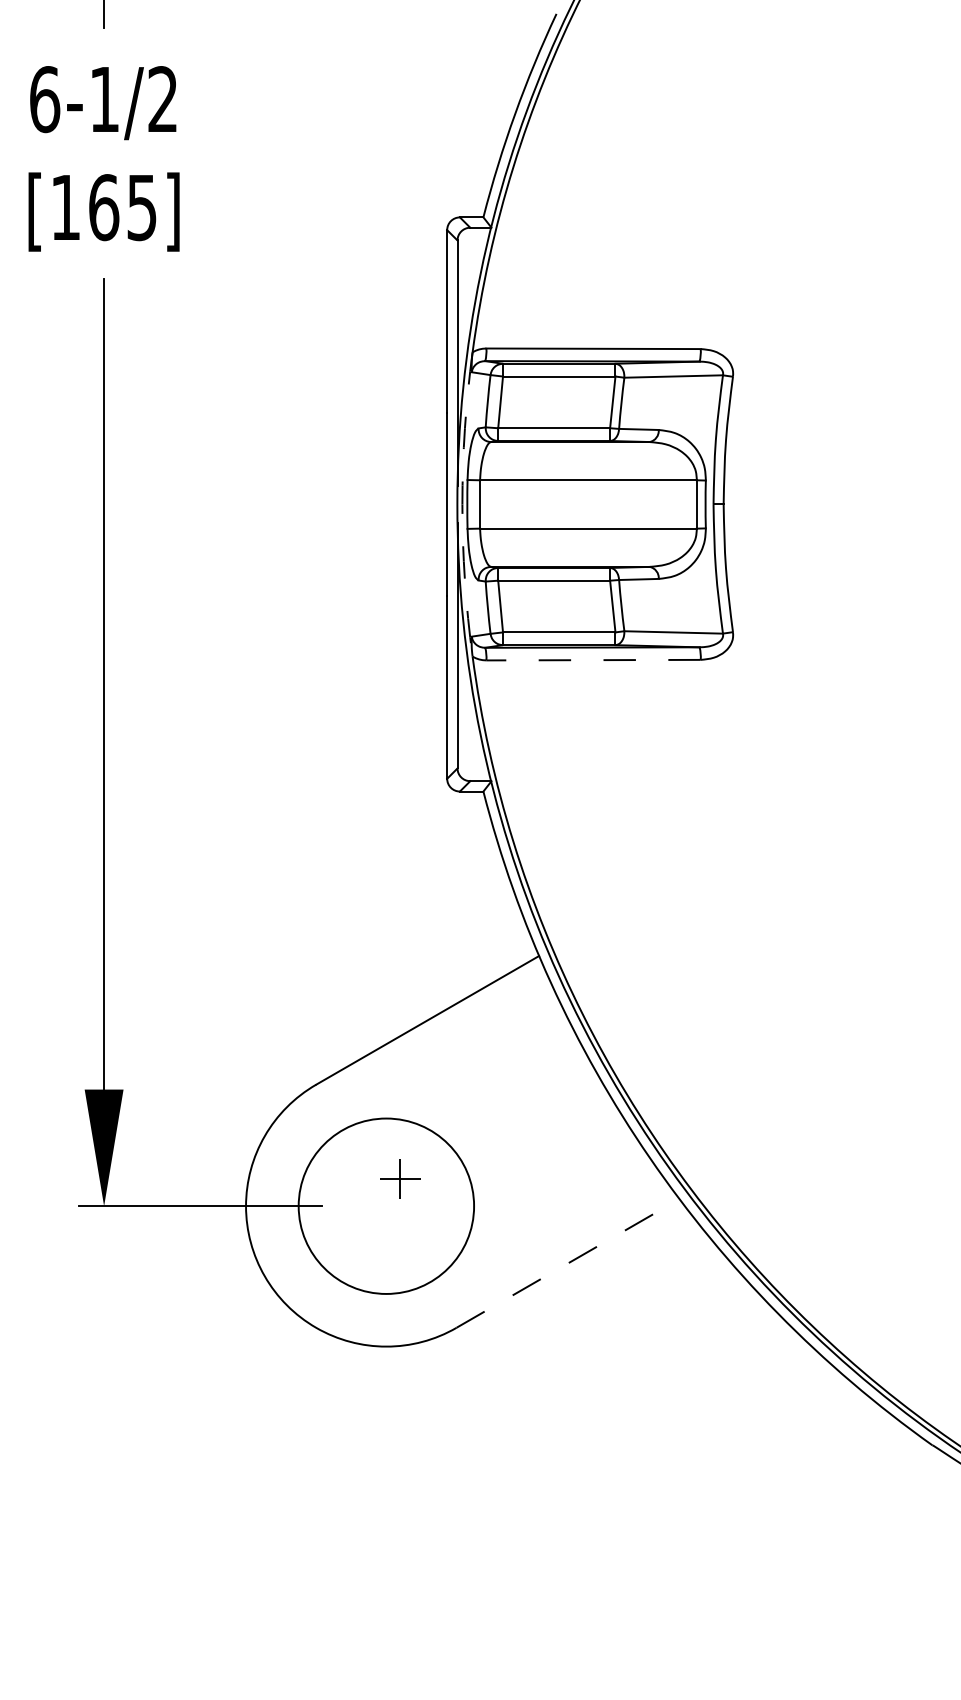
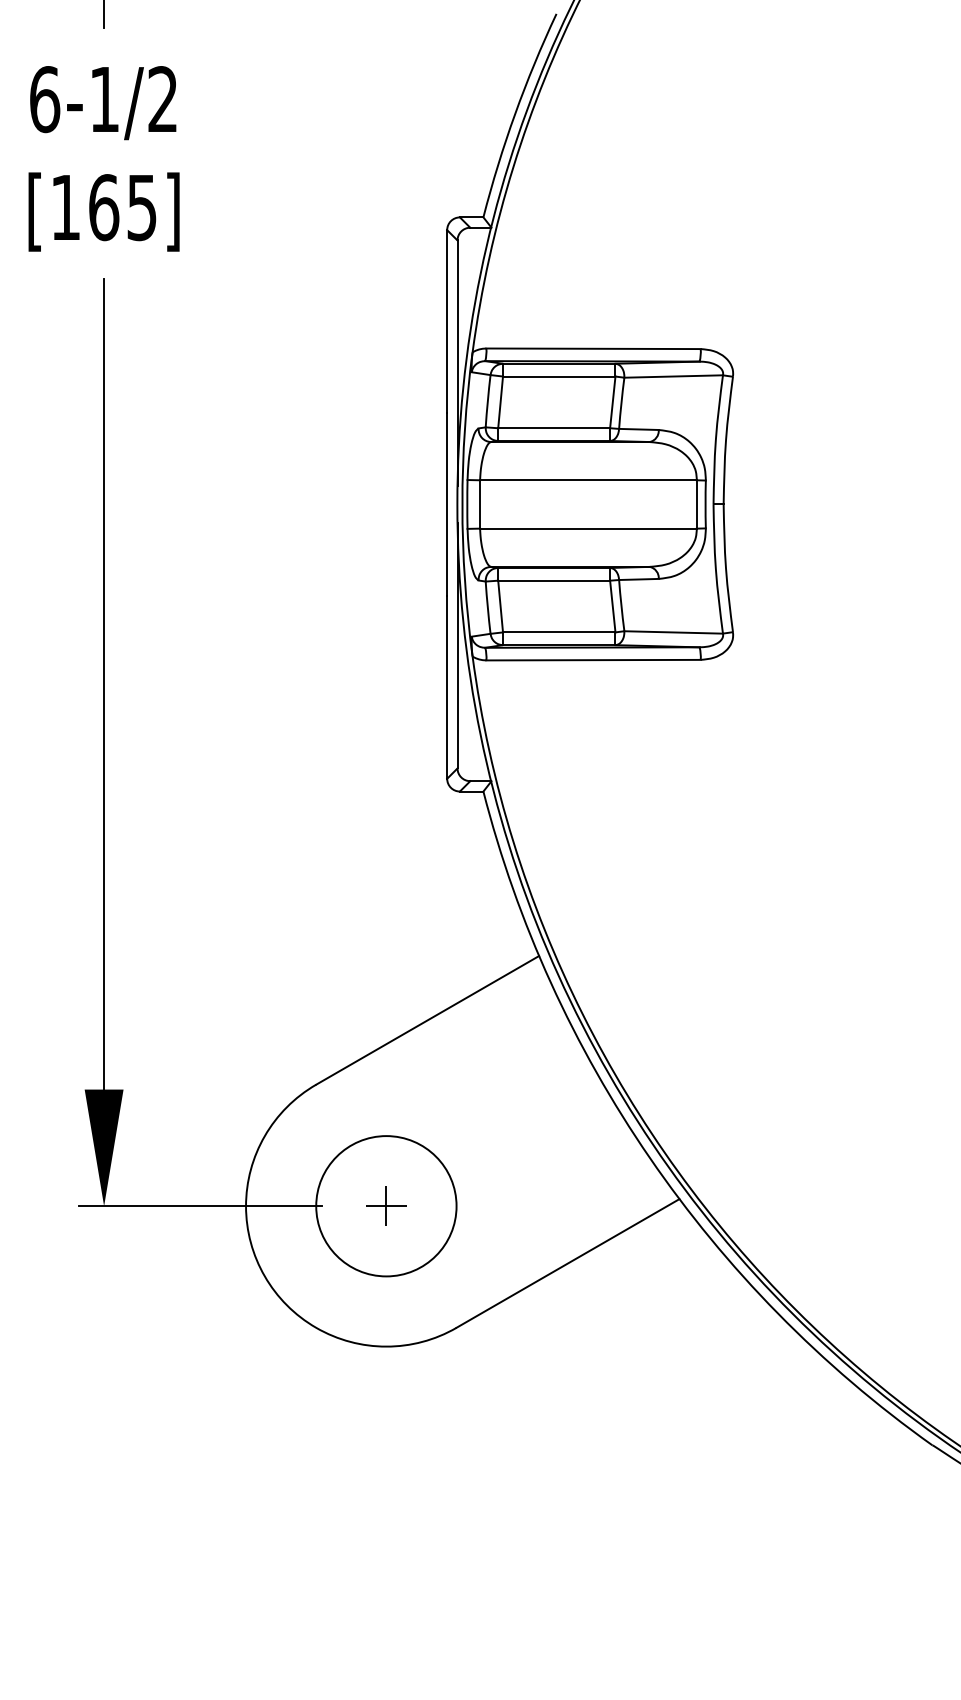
arc: dashed -> solid (462, 504)
line: dashed -> solid (593, 660)
part position: (400, 1178) -> (386, 1205) (386, 1205)
circle diameter: 175 px -> 140 px (386, 1206)
line: dashed -> solid (568, 1263)
